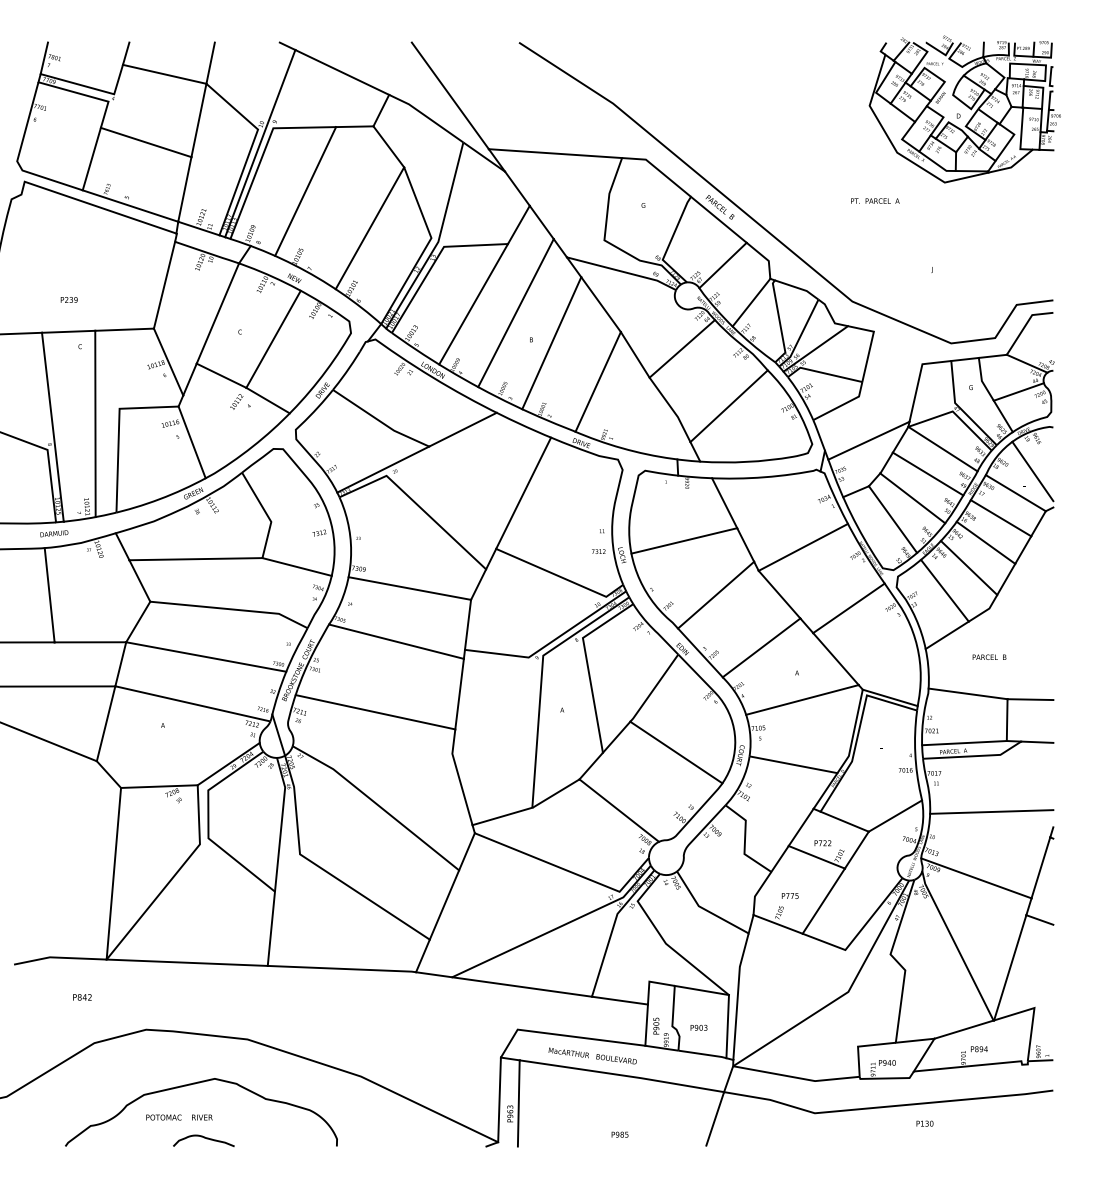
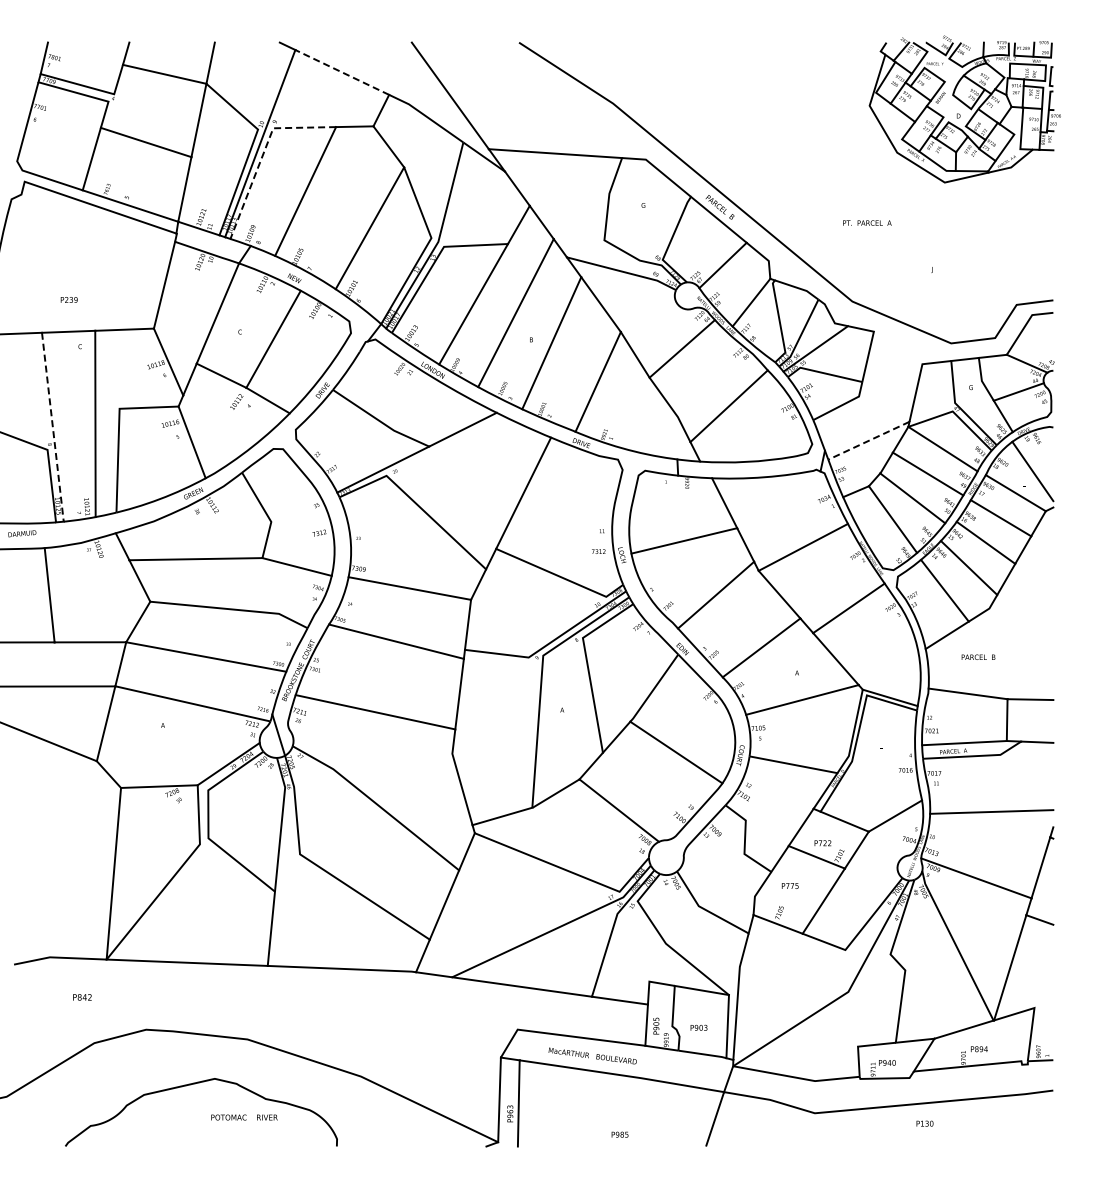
line: solid -> dashed (342, 72)
line: solid -> dashed (263, 154)
text position: (875, 200) -> (867, 222) (867, 222)
line: solid -> dashed (52, 427)
line: solid -> dashed (868, 440)
text position: (54, 533) -> (22, 533) (22, 533)
text position: (989, 656) -> (978, 656) (978, 656)
text position: (789, 895) -> (789, 885) (789, 885)
text position: (179, 1117) -> (244, 1117) (244, 1117)
part: present -> none (203, 1140)
